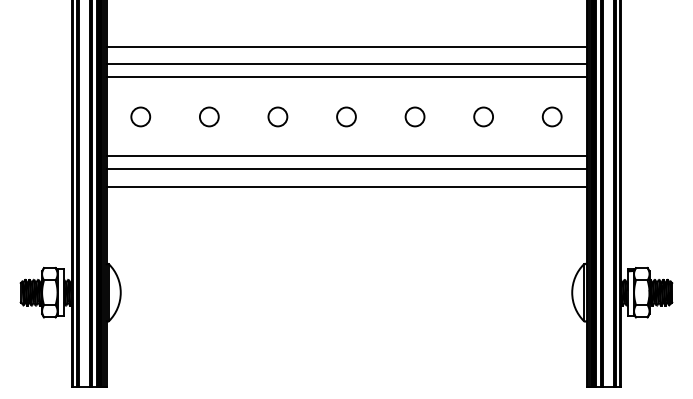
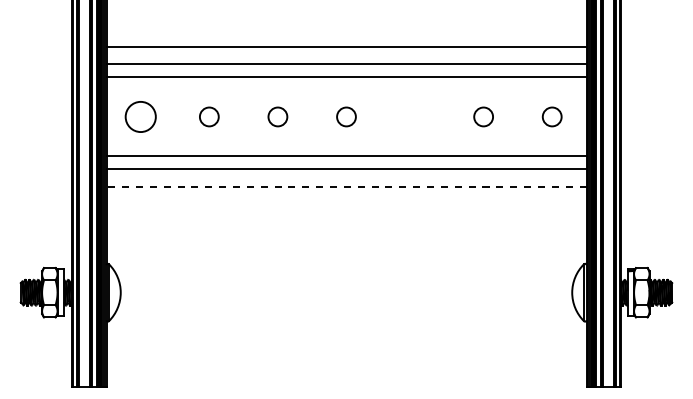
circle diameter: 19 px -> 30 px (140, 116)
circle: present -> none (414, 116)
line: solid -> dashed (346, 186)
